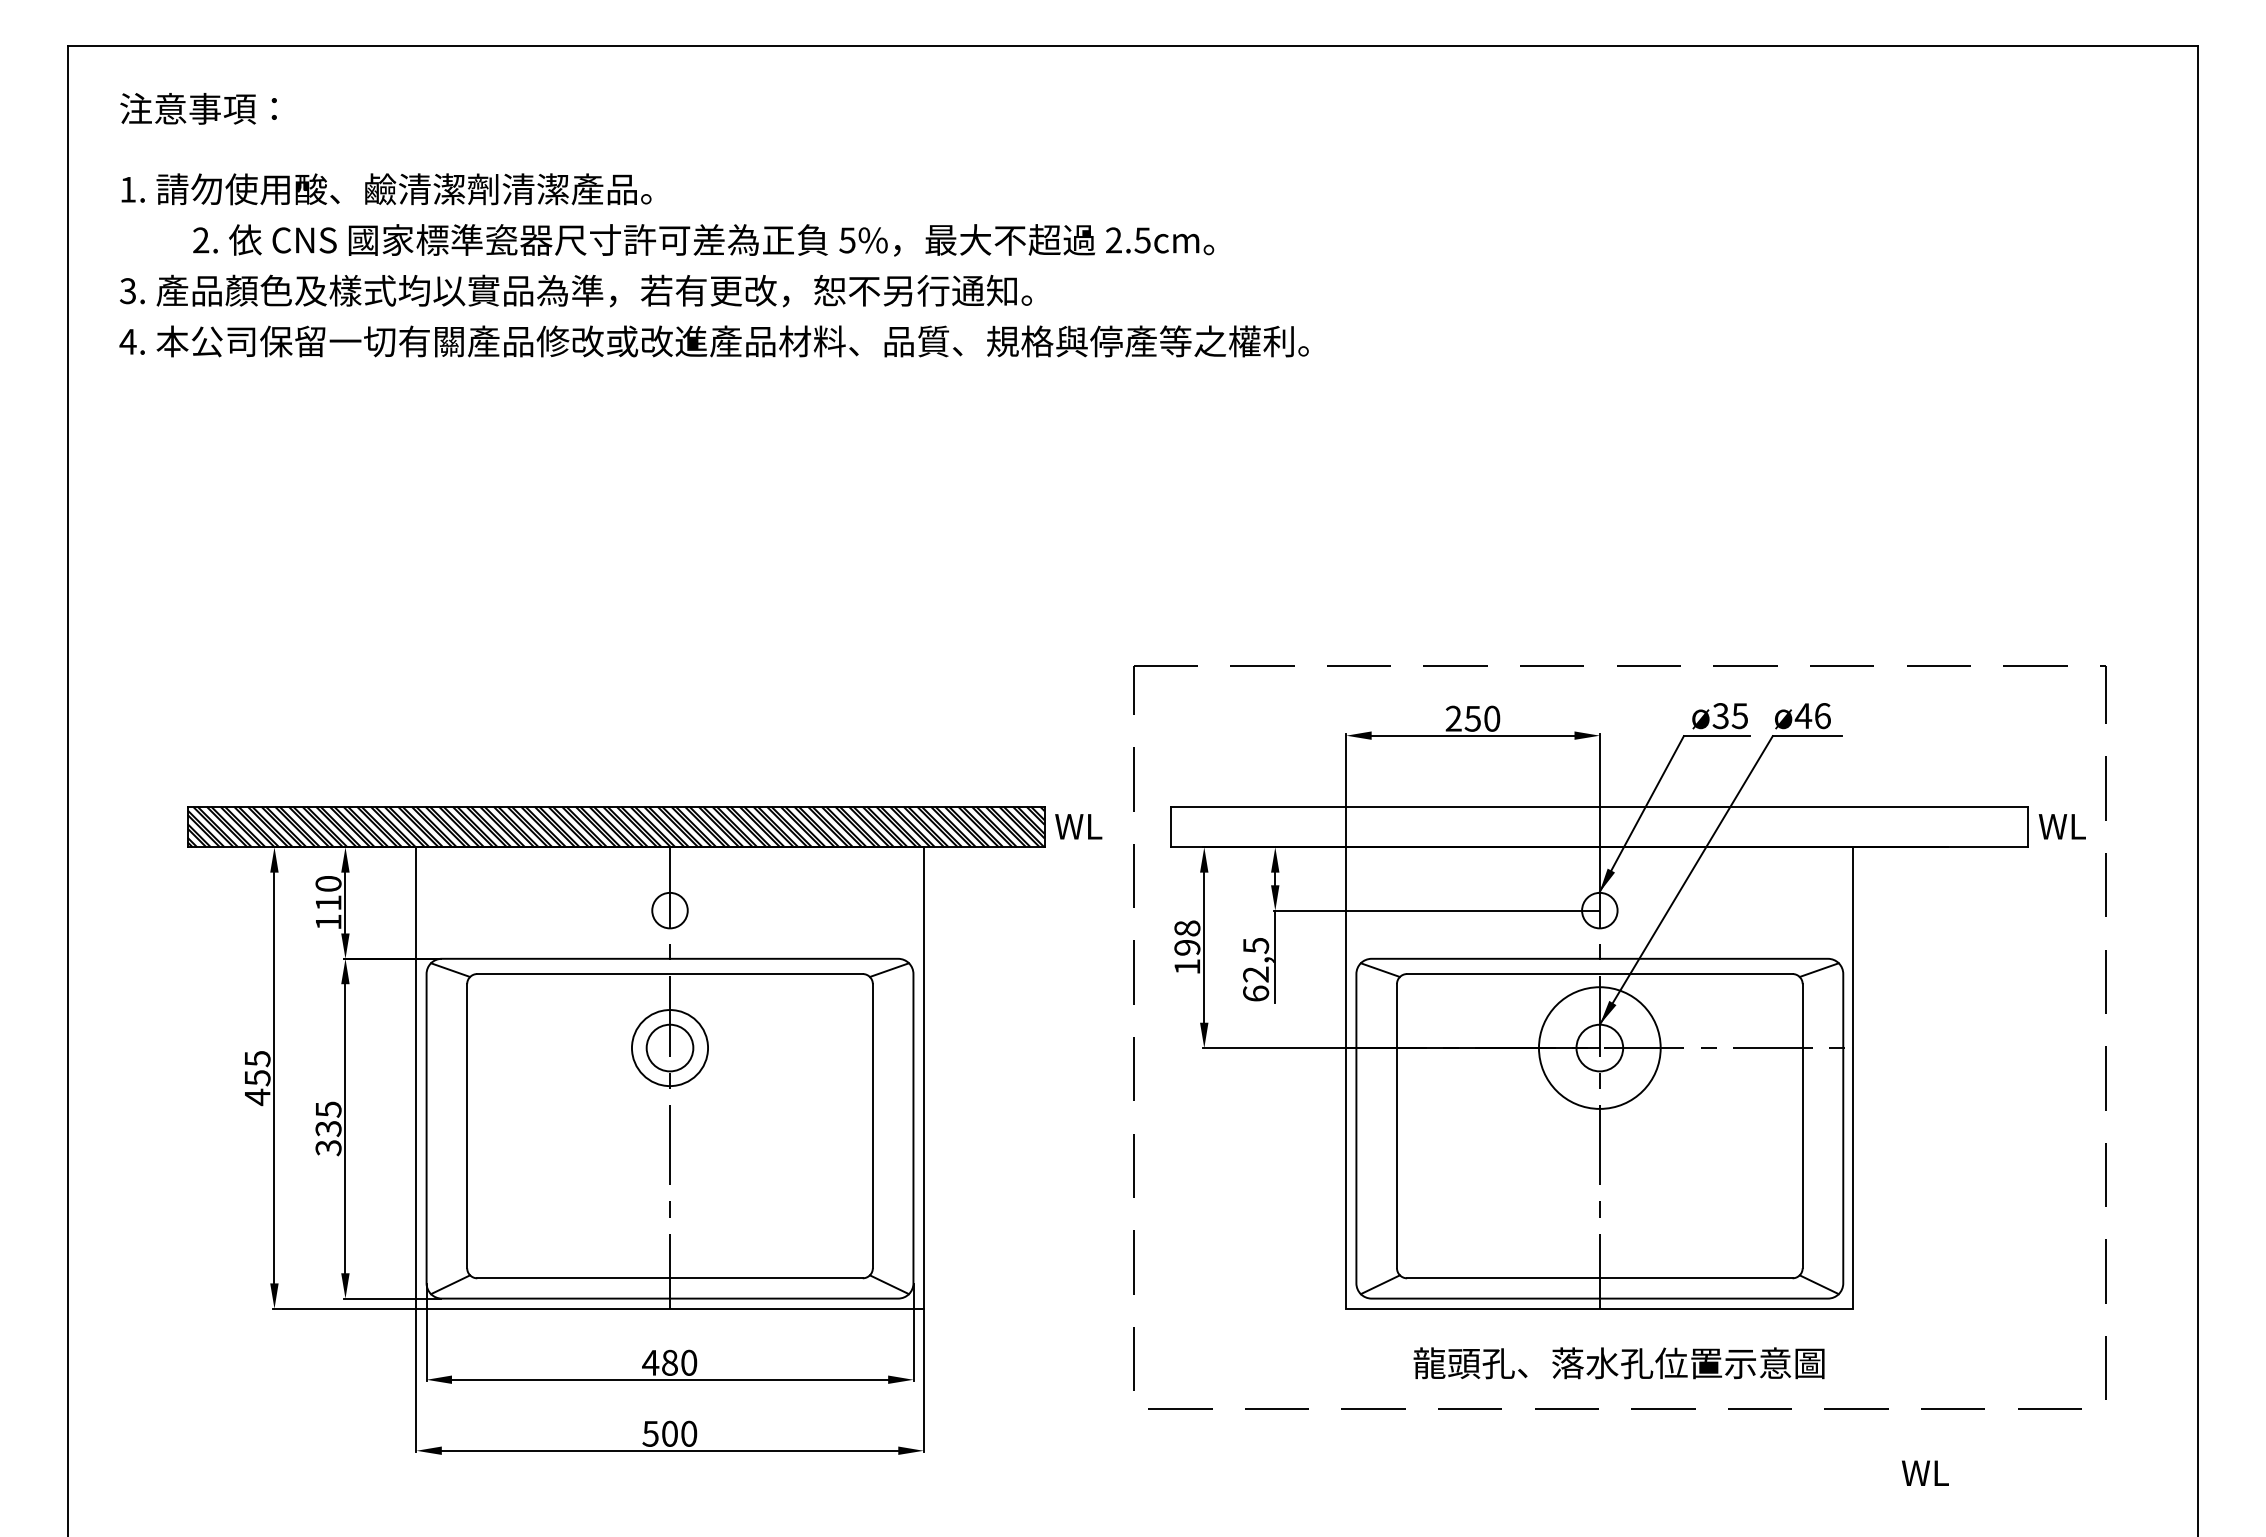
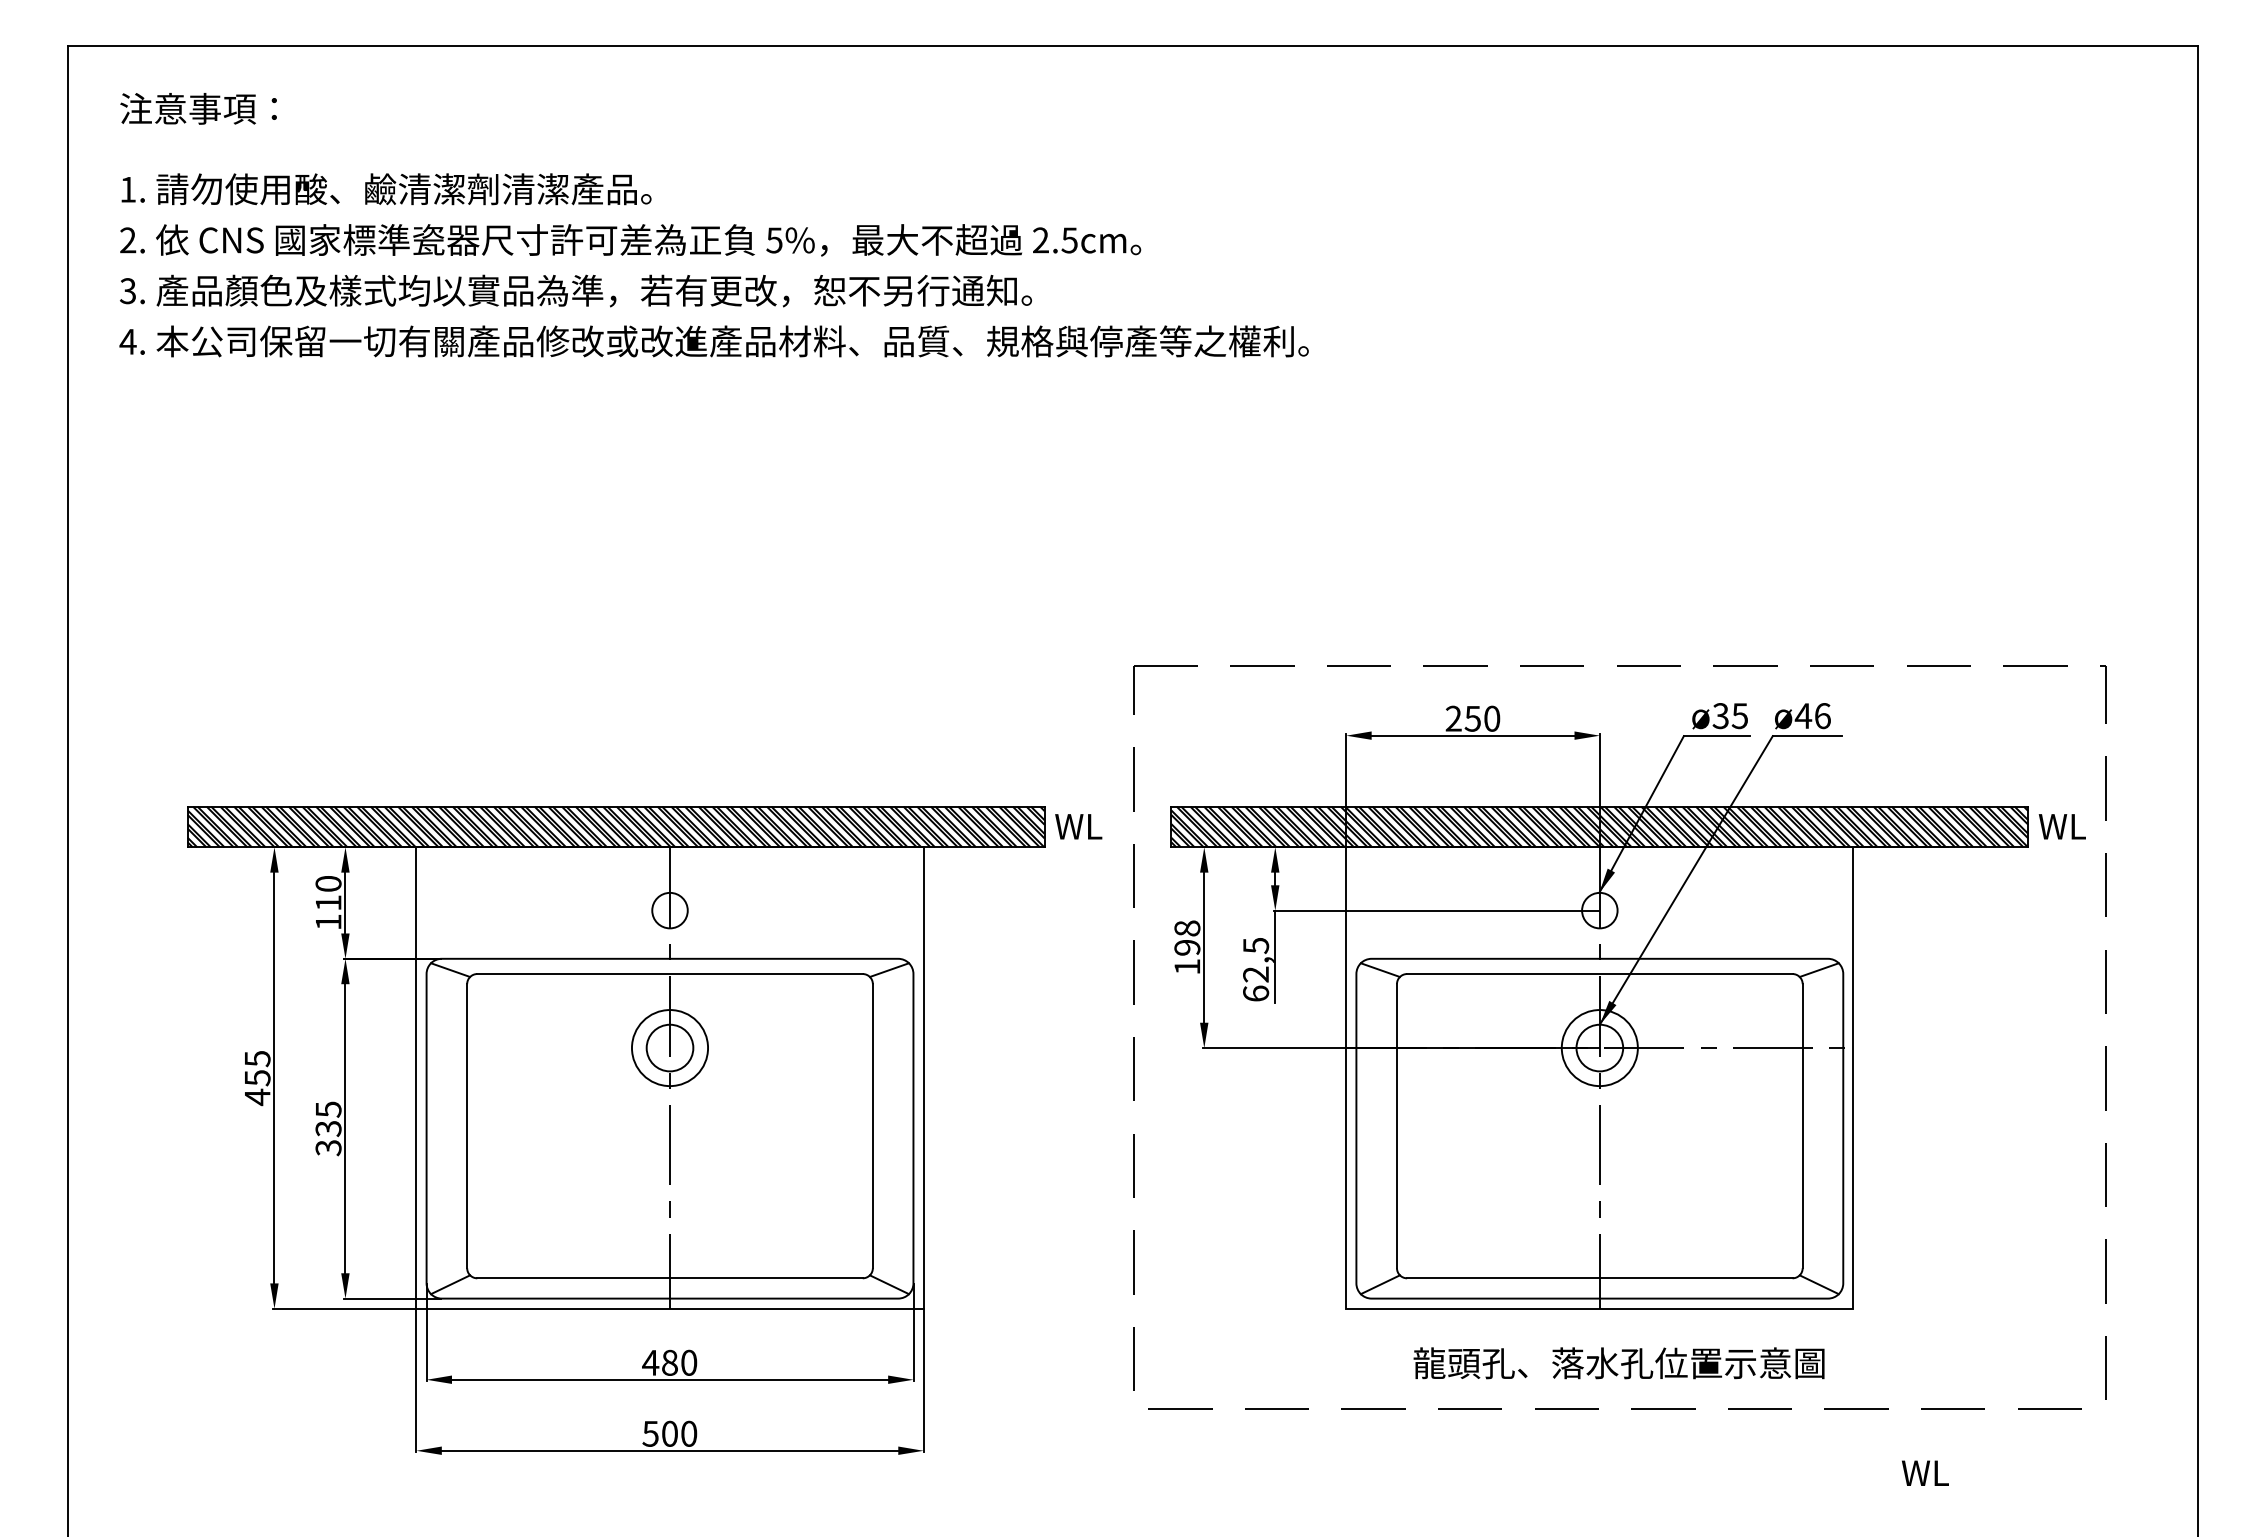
text position: (703, 240) -> (630, 240) (630, 240)
hatch: none -> present (1599, 826)
circle diameter: 122 px -> 76 px (1599, 1048)
